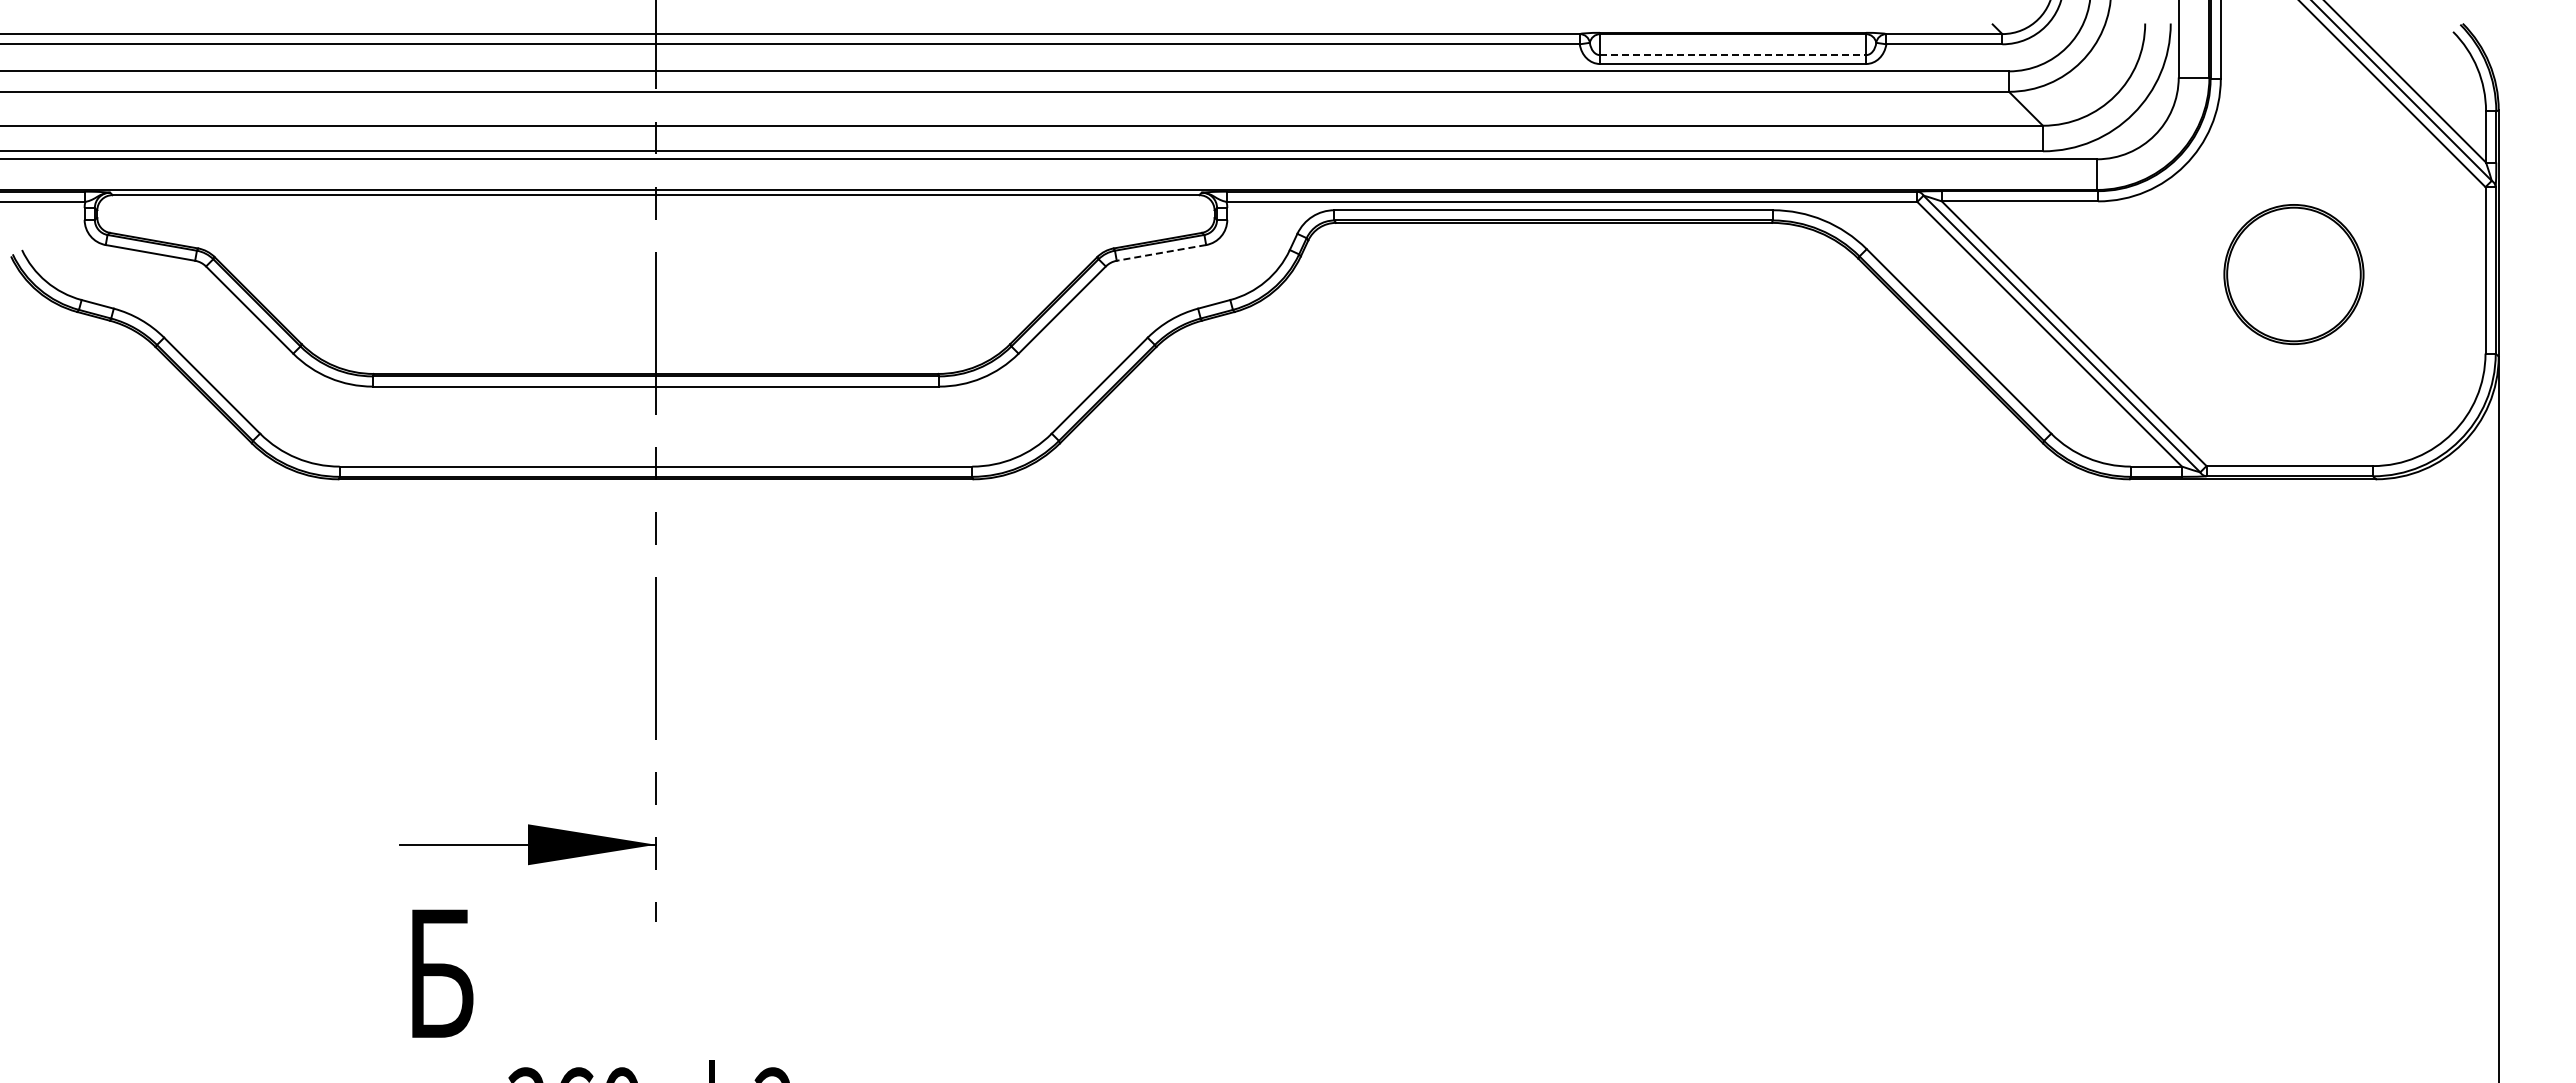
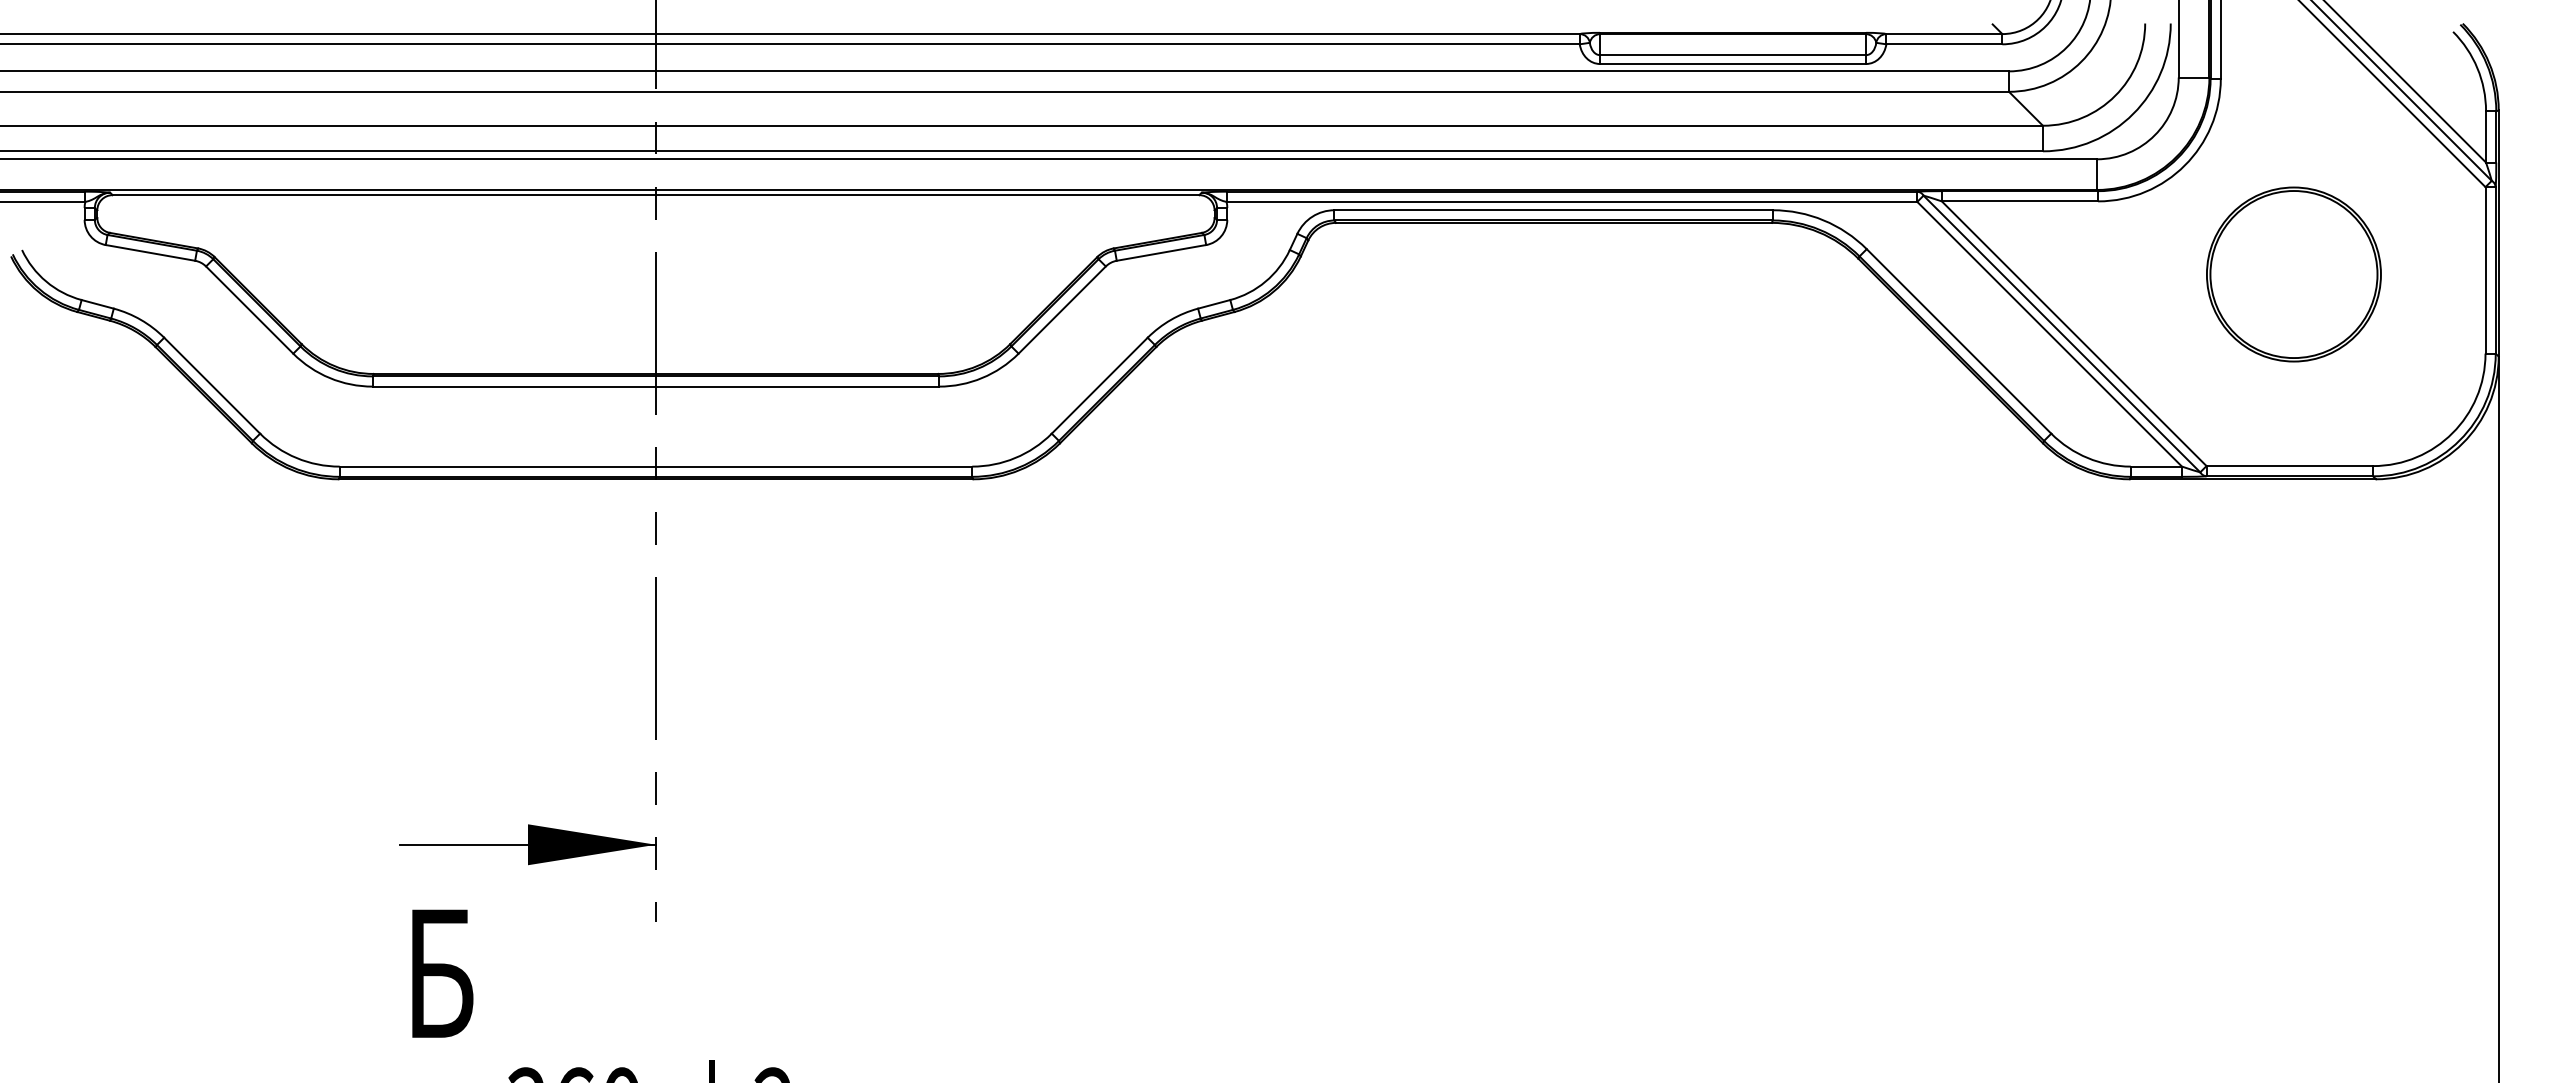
line: dashed -> solid (1733, 55)
line: dashed -> solid (1160, 253)
part size: 142x141 px -> 176x177 px (2293, 274)
